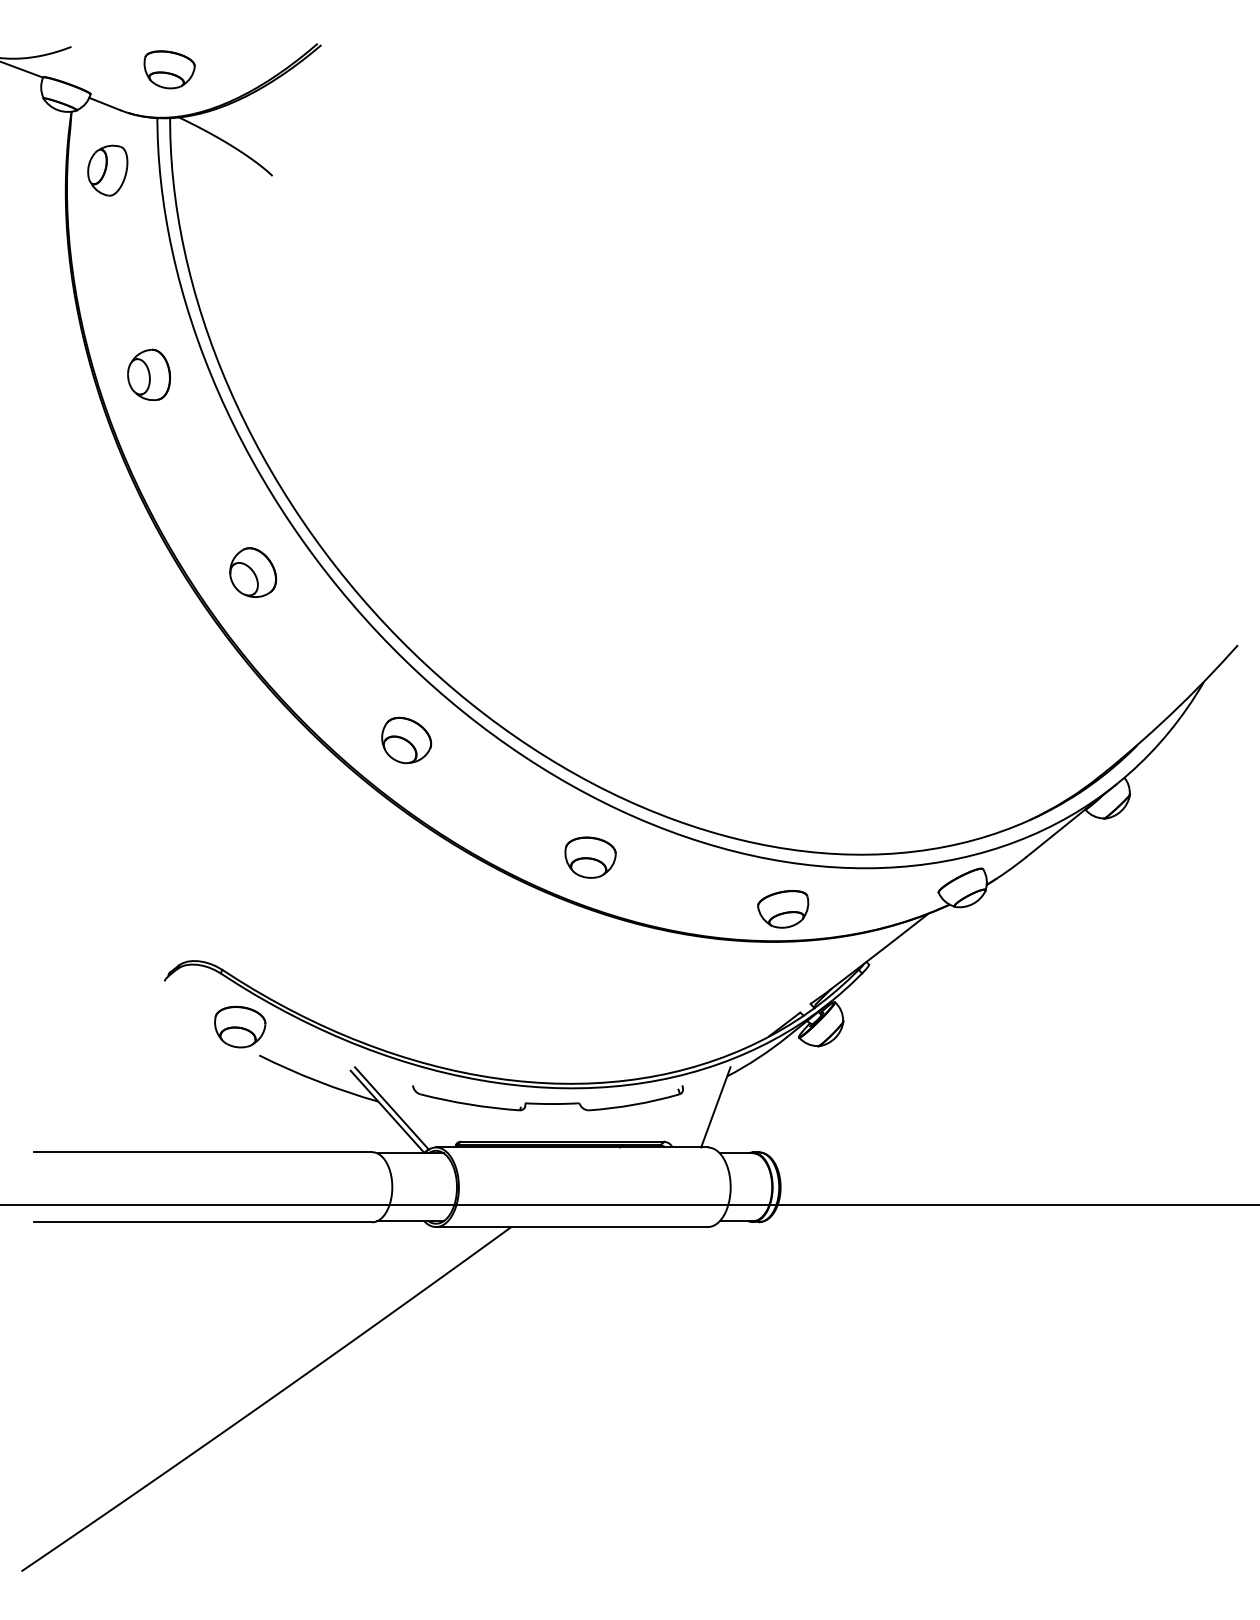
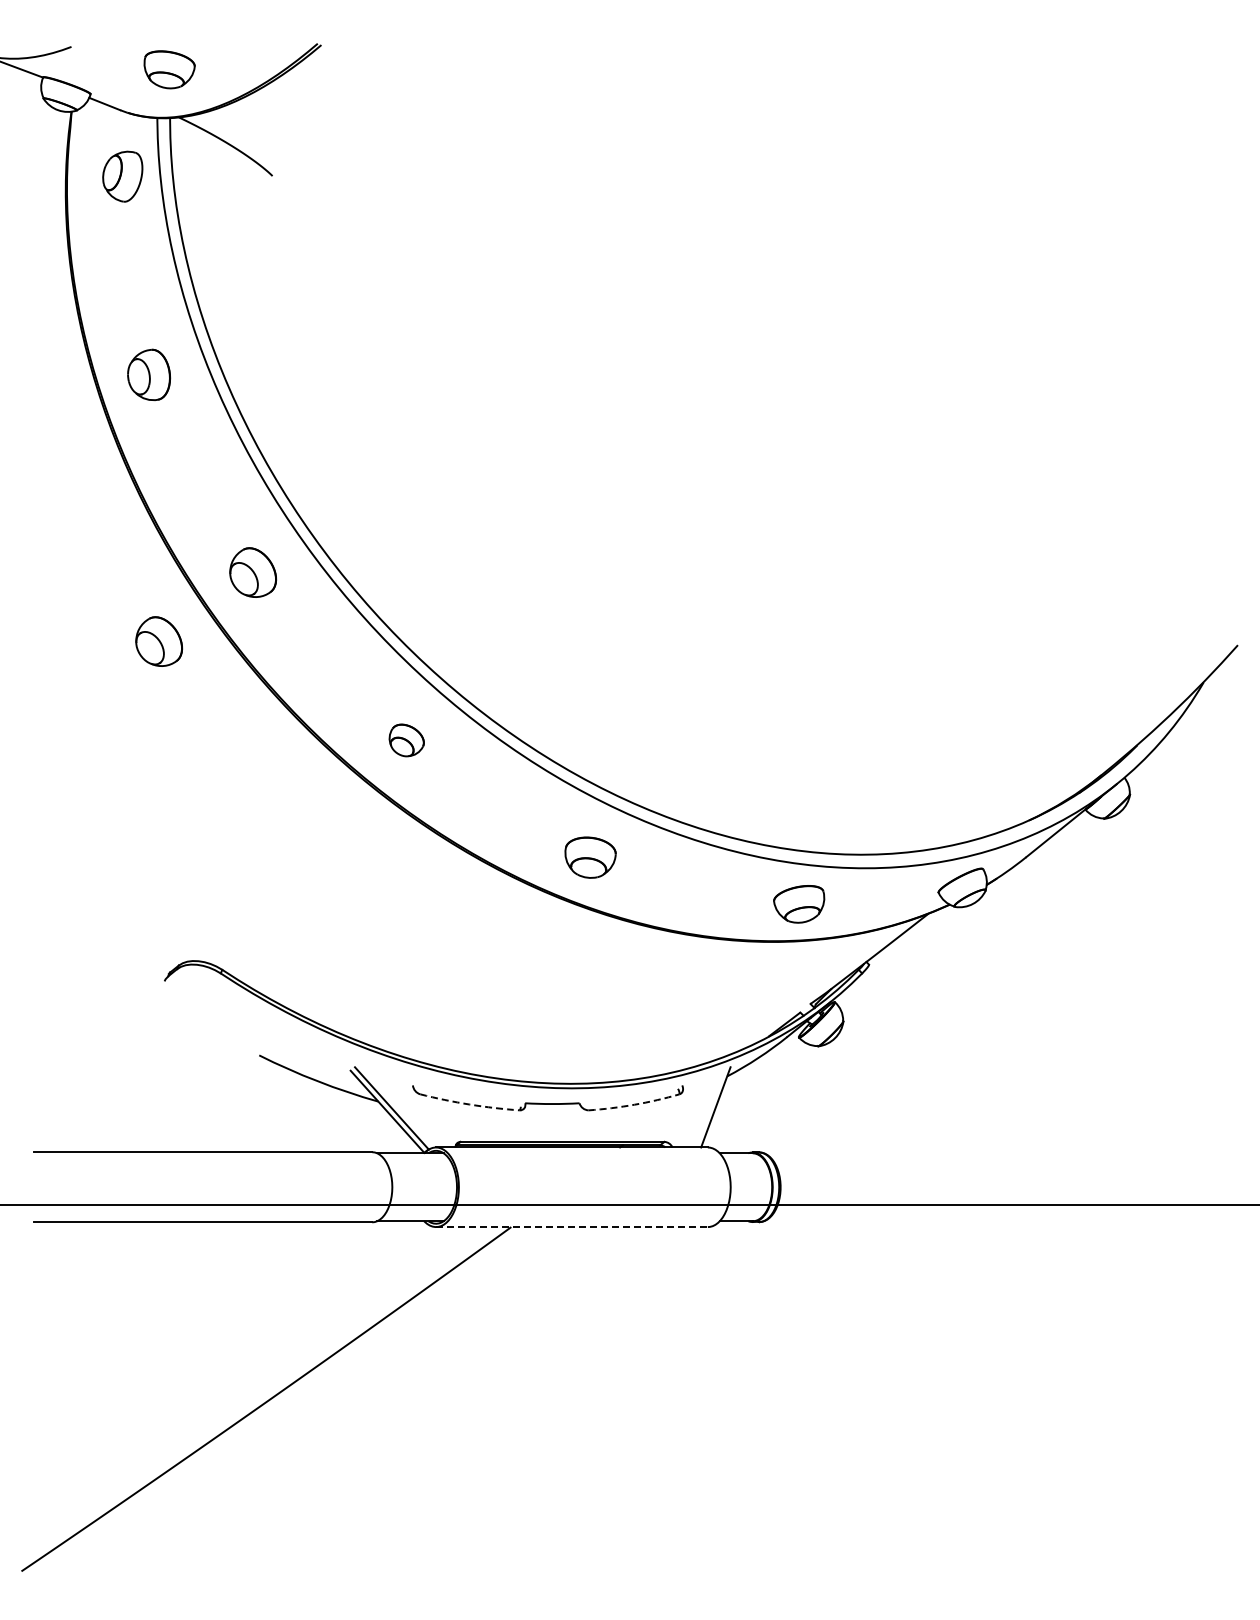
part position: (107, 170) -> (122, 176) (122, 176)
part: none -> present (159, 641)
part size: 52x49 px -> 37x35 px (406, 740)
part position: (783, 909) -> (799, 904) (799, 904)
part: present -> none (240, 1026)
arc: solid -> dashed (469, 1104)
arc: solid -> dashed (634, 1104)
line: solid -> dashed (571, 1227)
